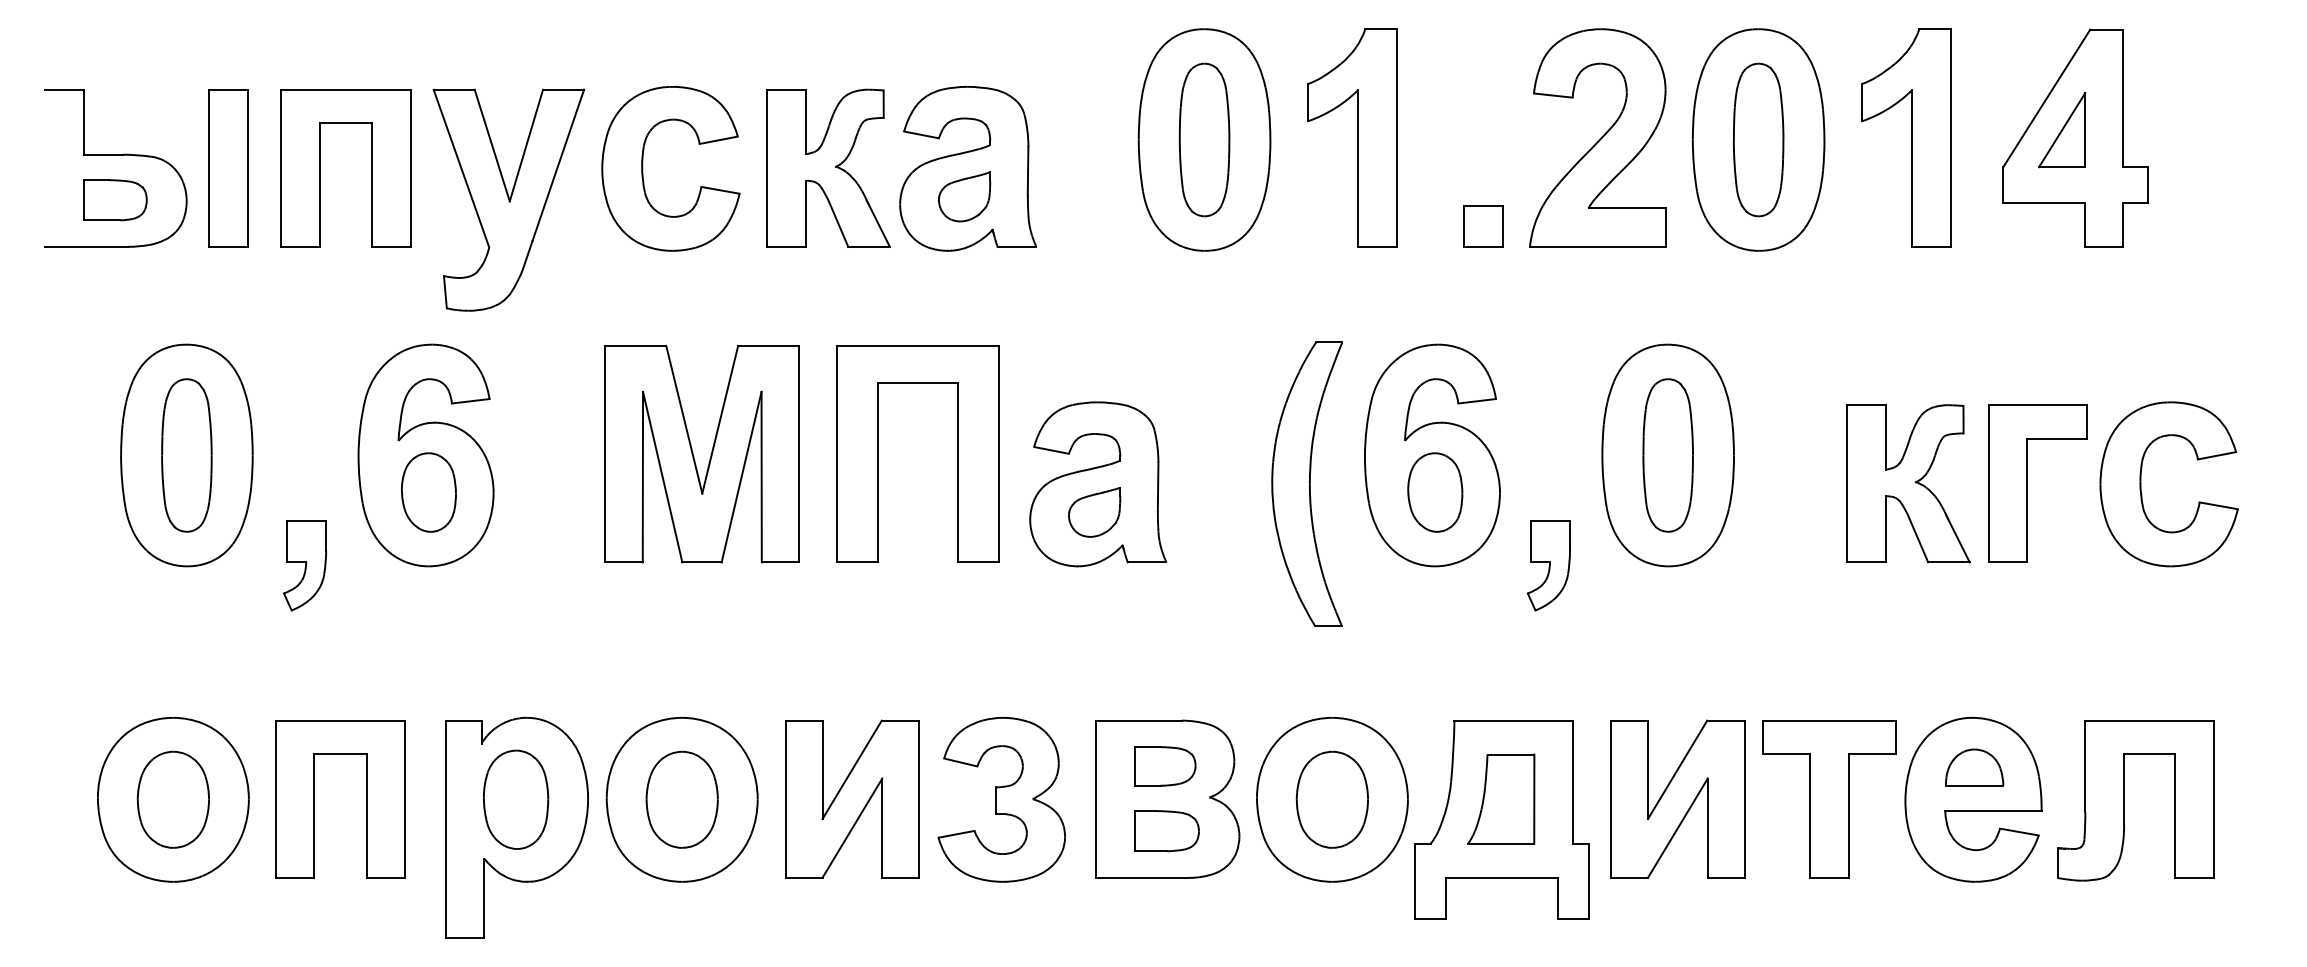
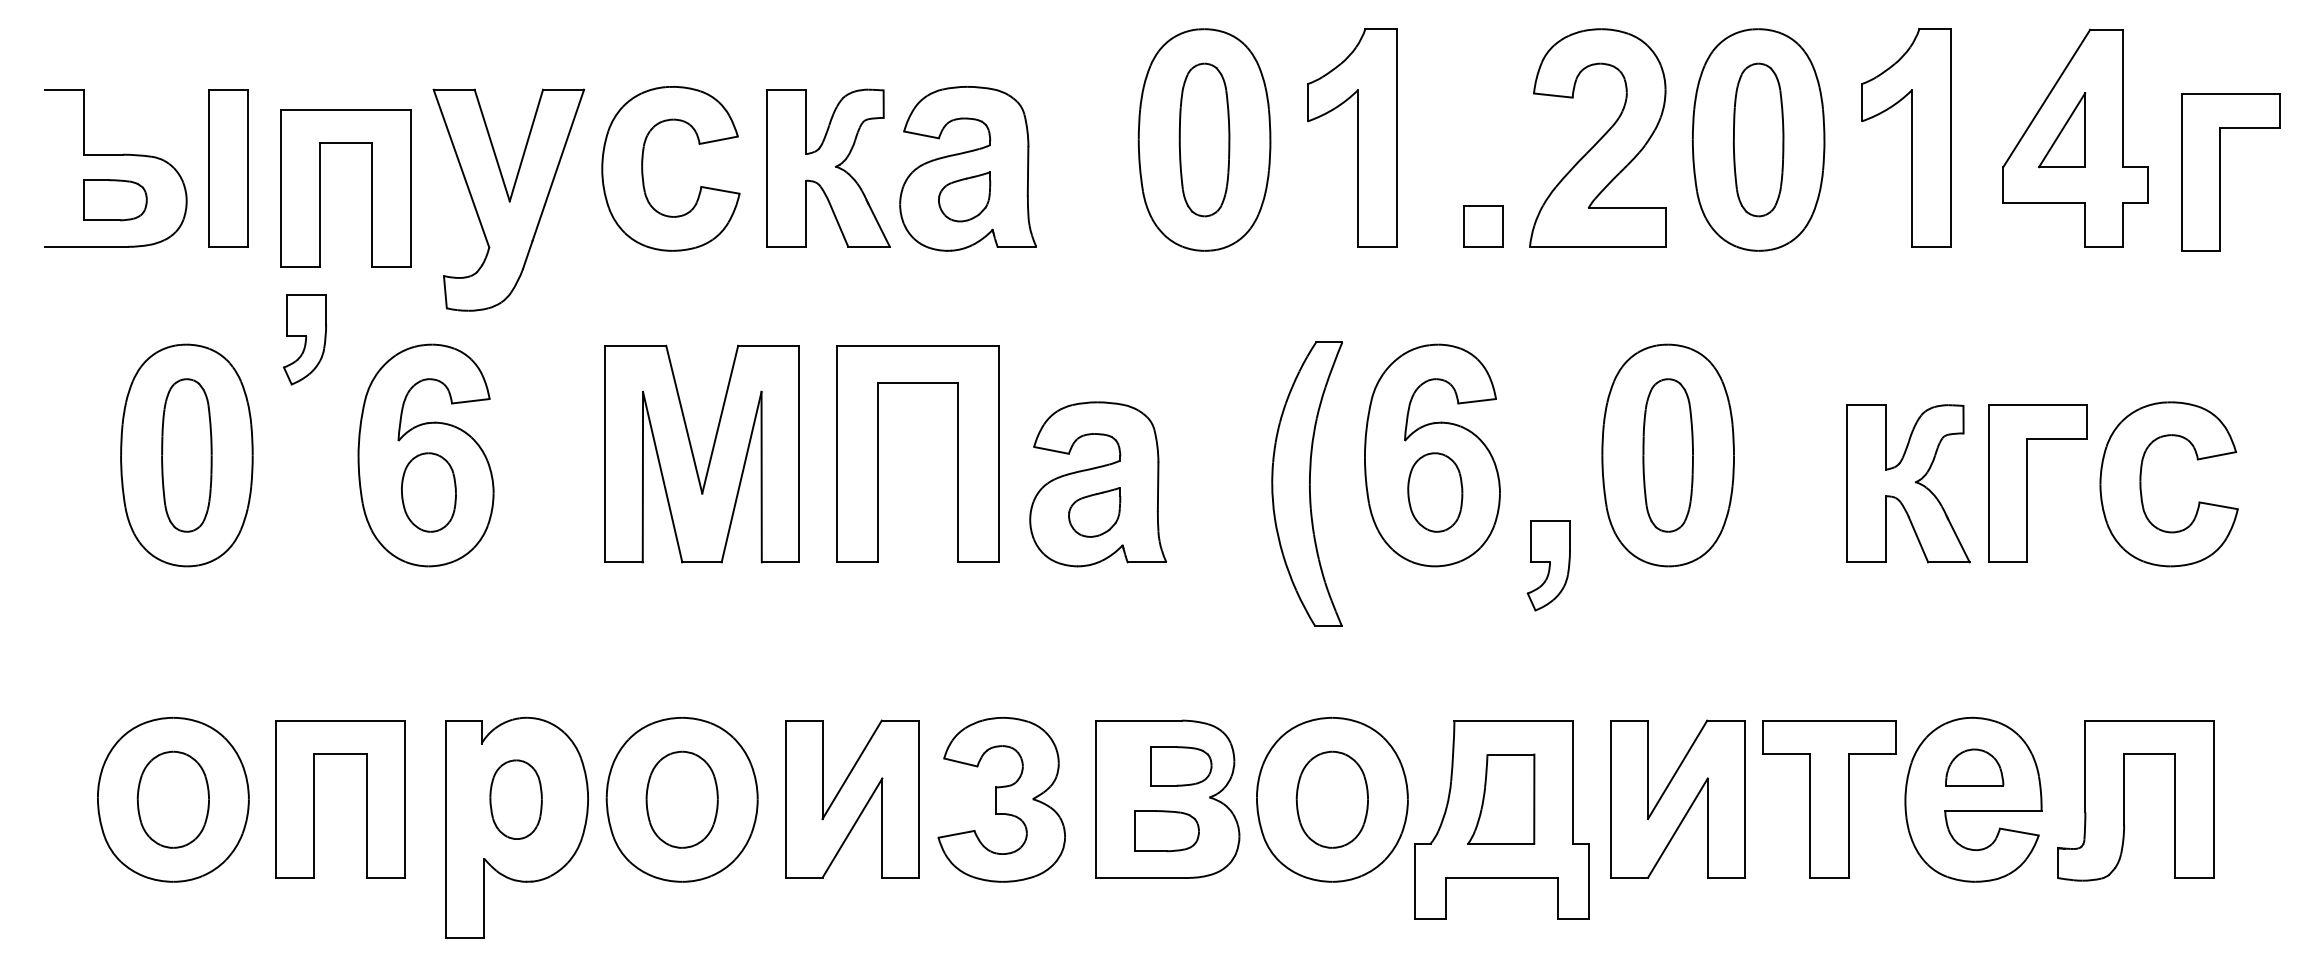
part position: (320, 168) -> (320, 188) (320, 188)
part: none -> present (2220, 172)
part position: (304, 565) -> (304, 339) (304, 339)
part position: (1165, 766) -> (1181, 766) (1181, 766)
part size: 67x101 px -> 54x81 px (515, 799)
